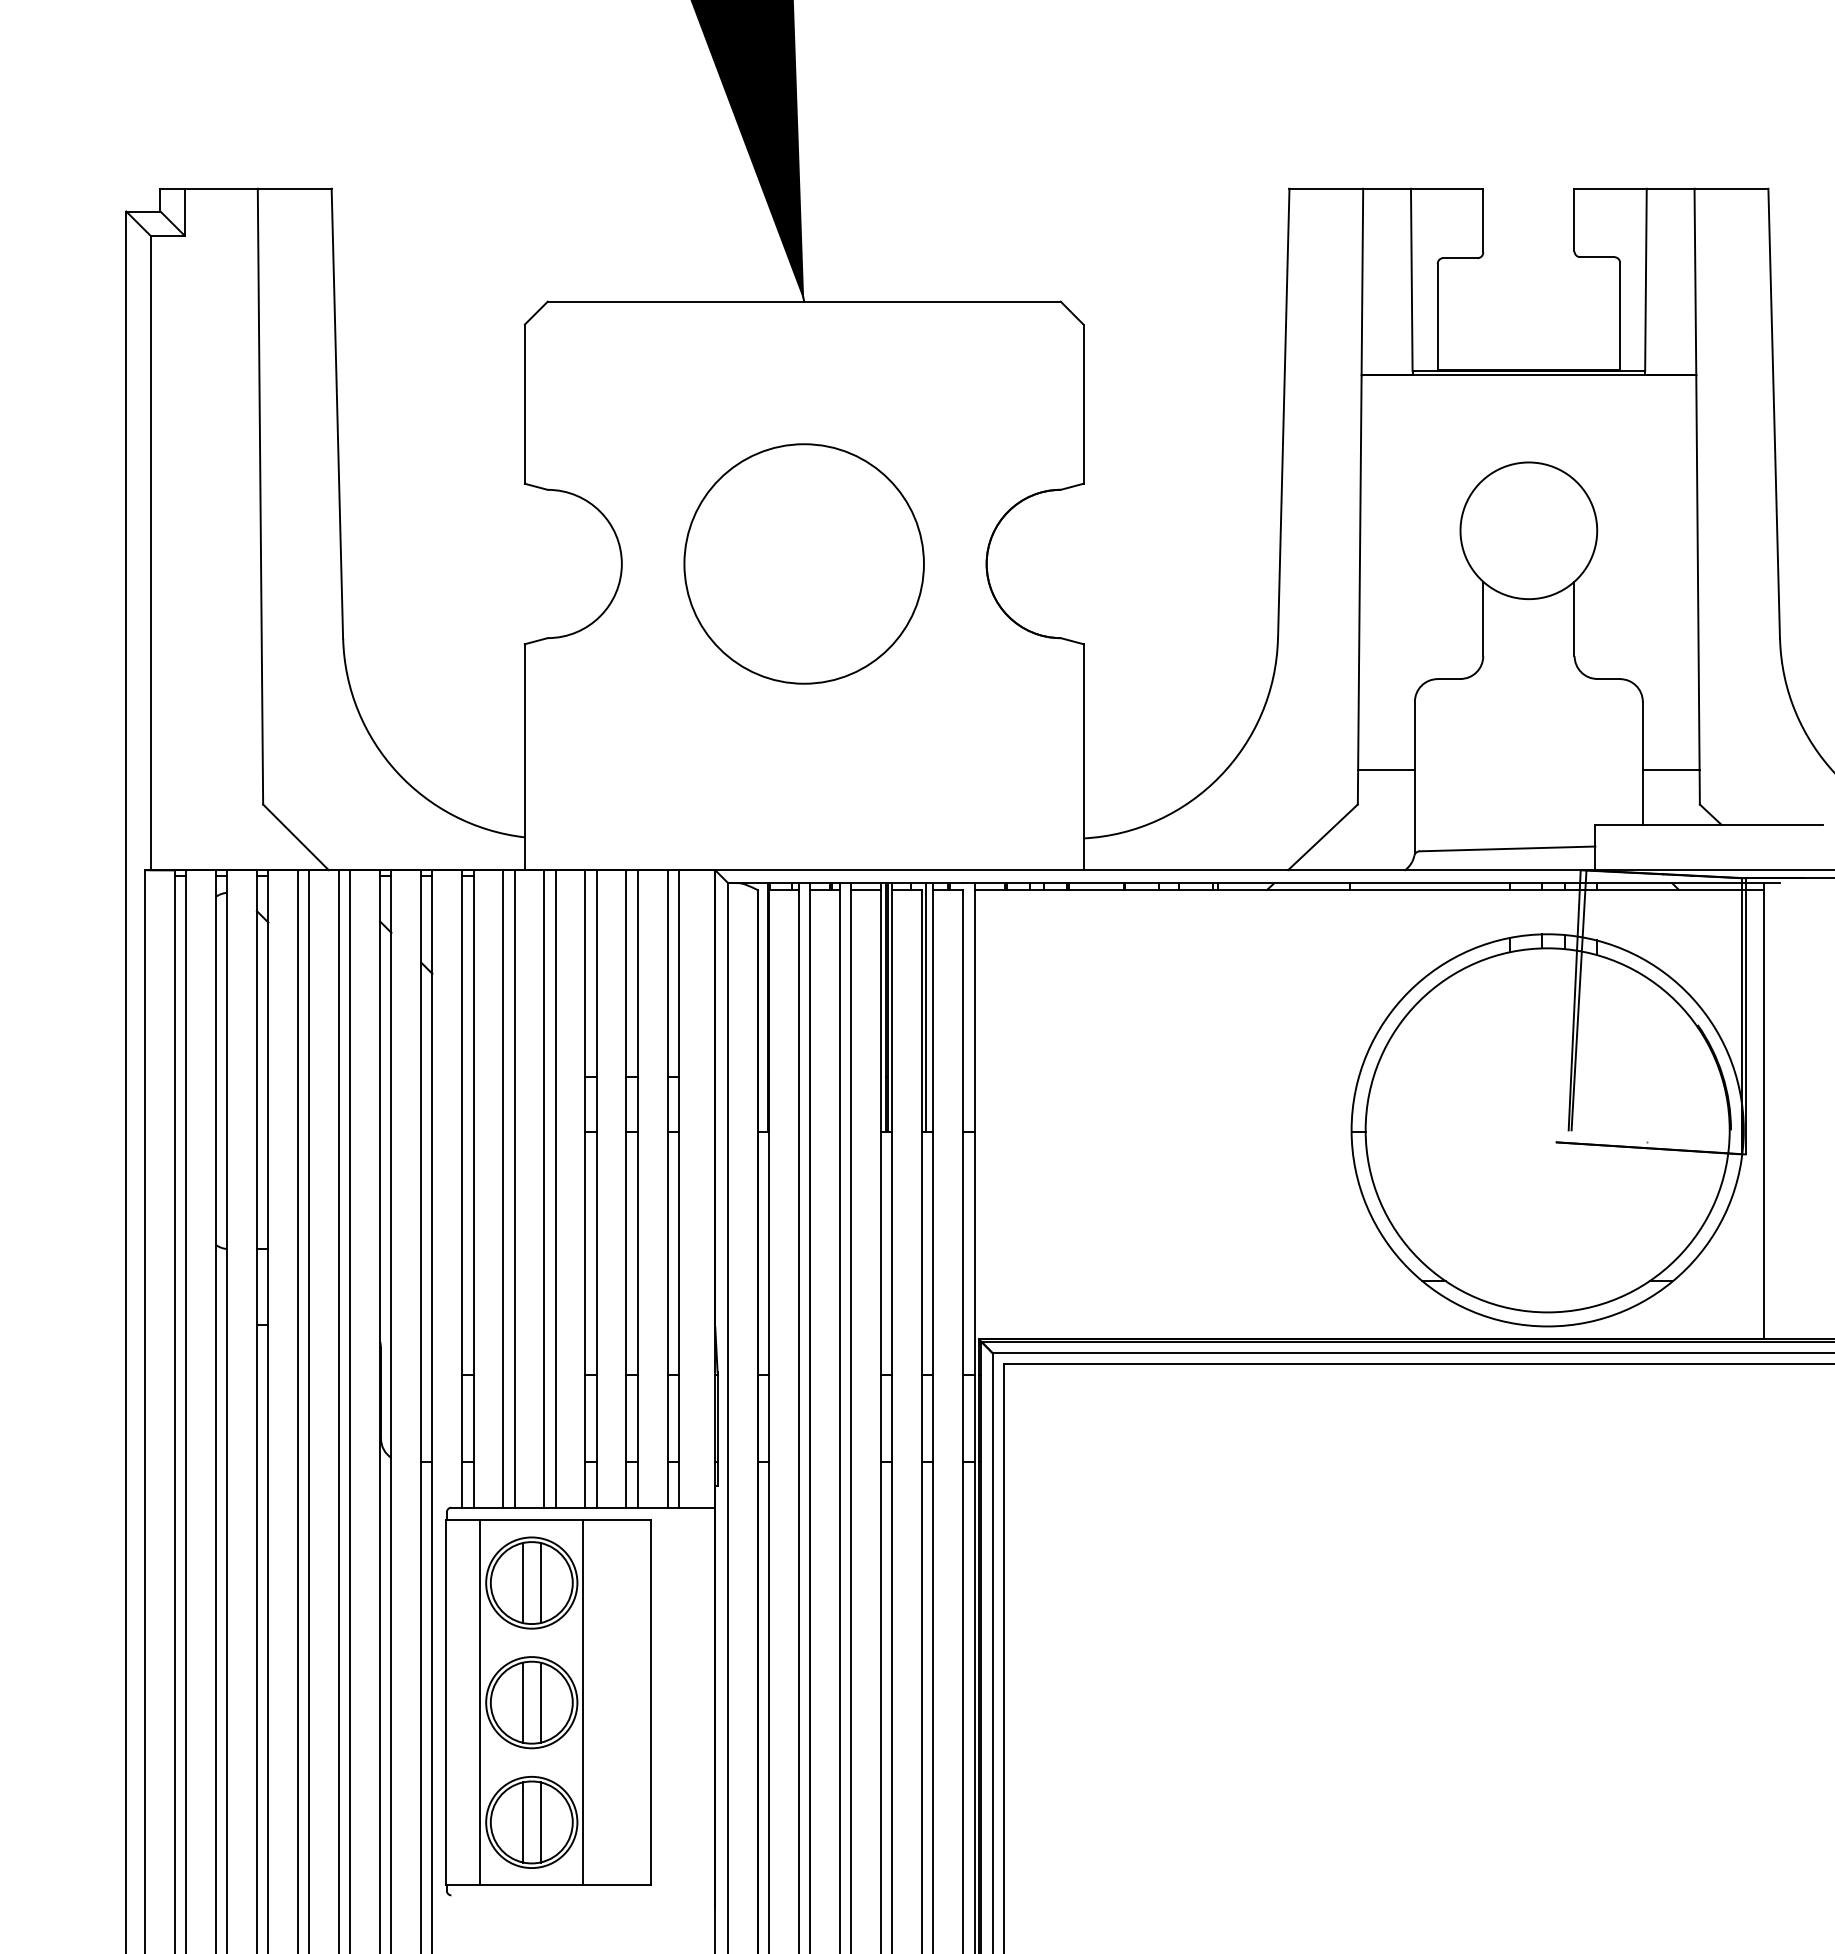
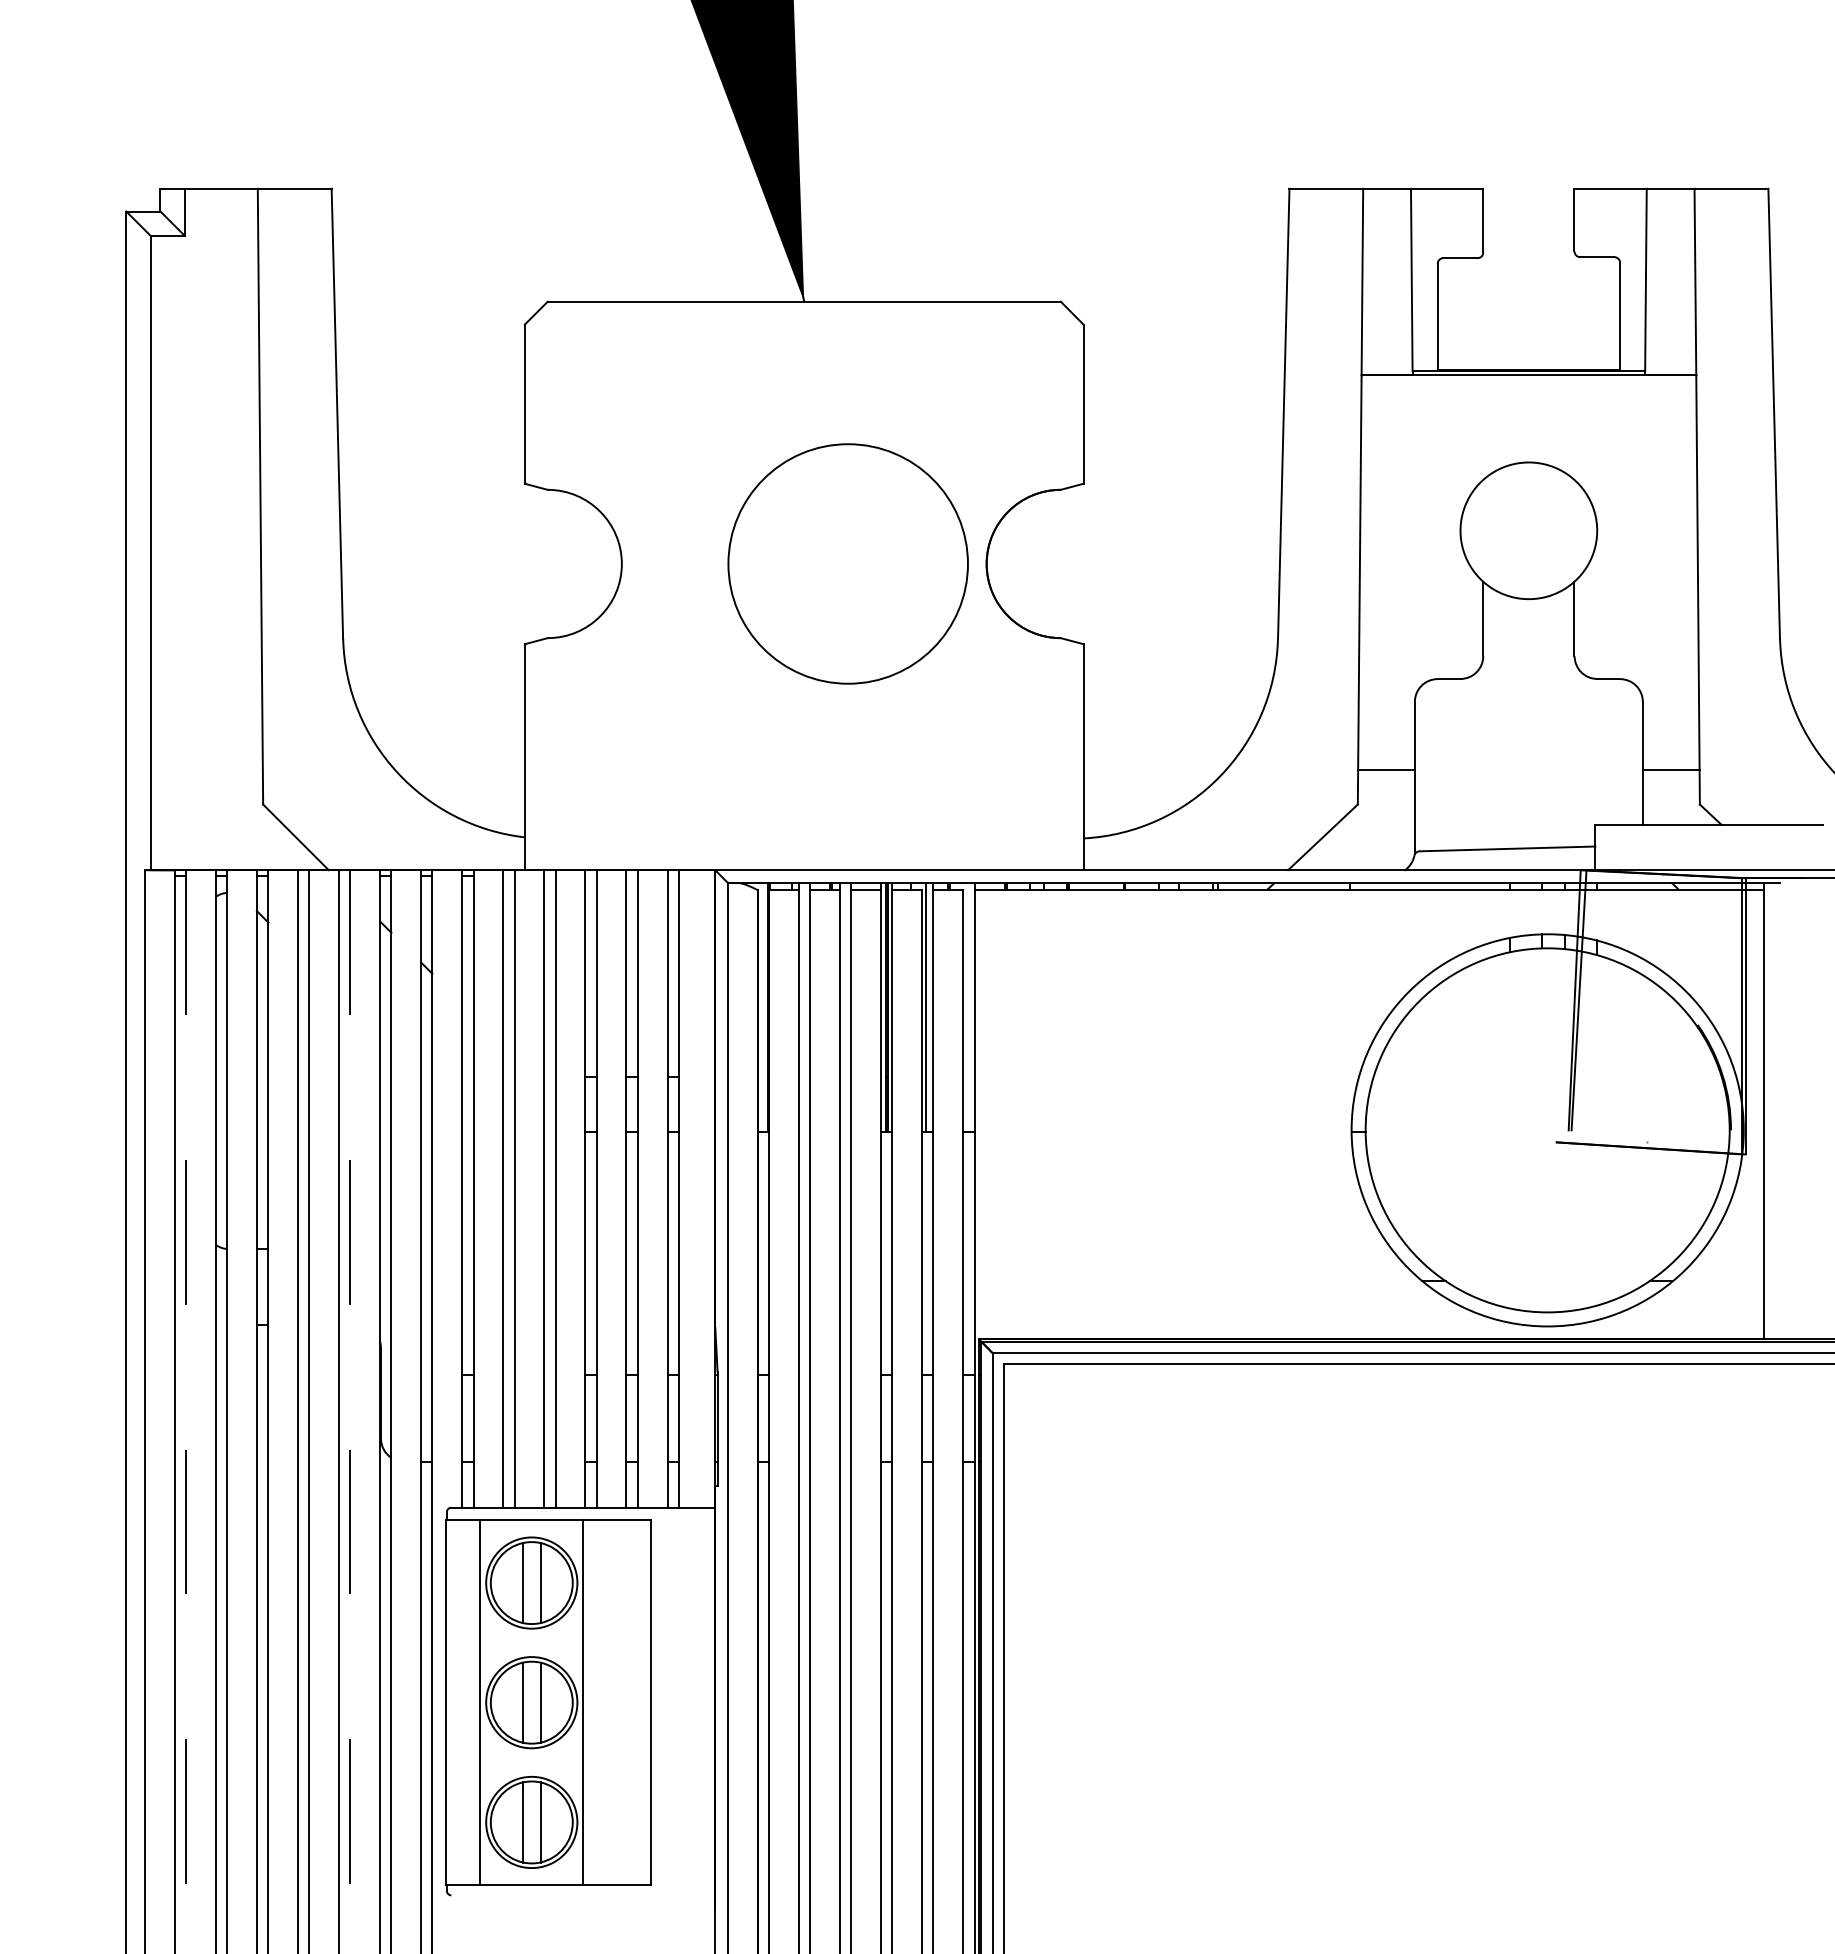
circle position: (803, 563) -> (847, 563) (847, 563)
line: solid -> dashed (186, 1412)
line: solid -> dashed (350, 1412)
